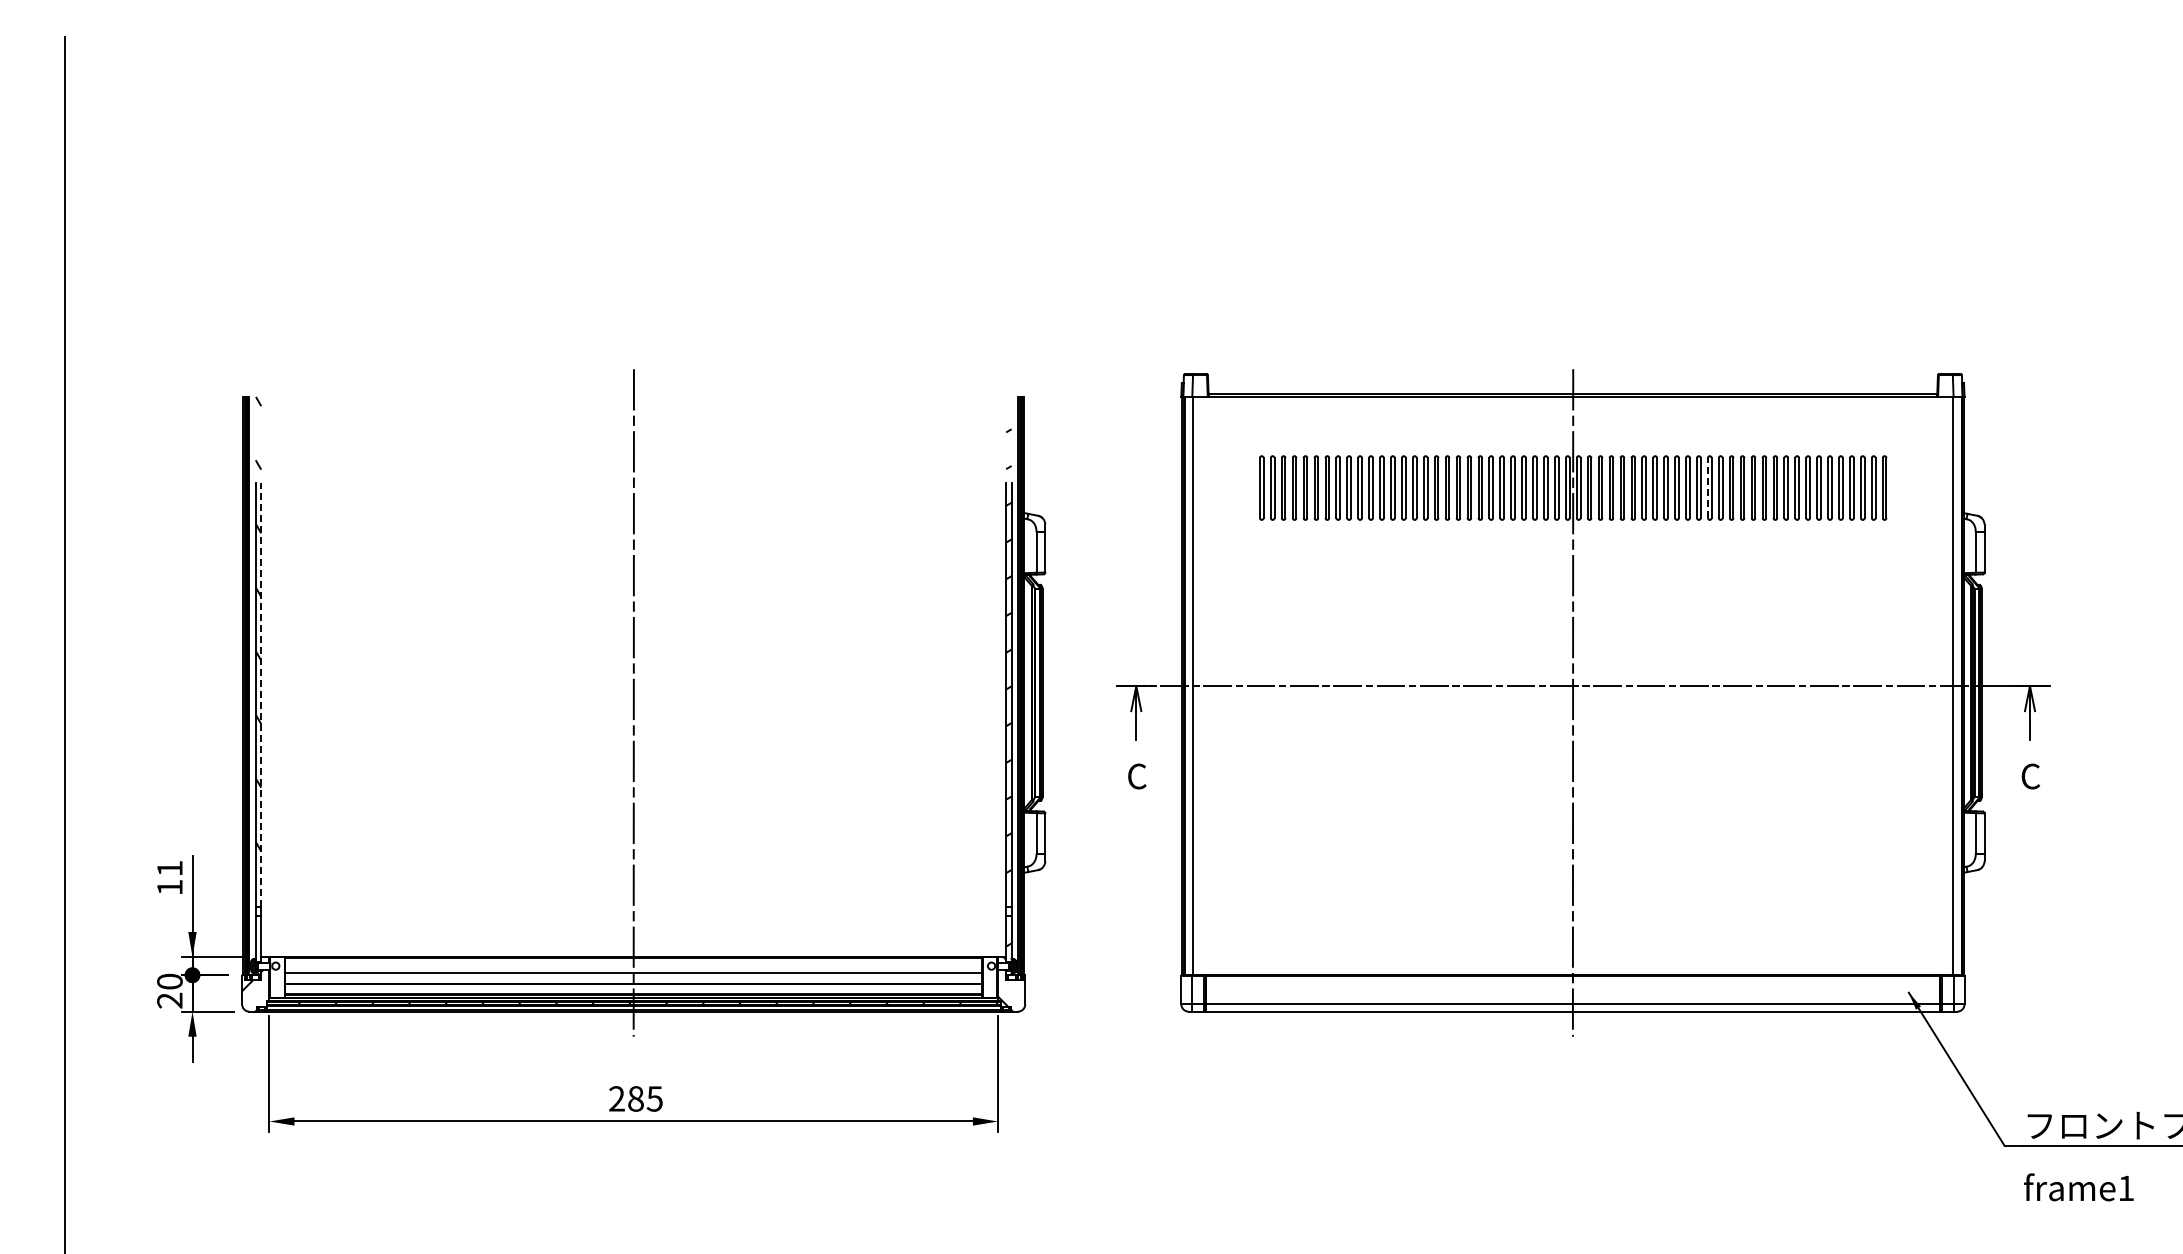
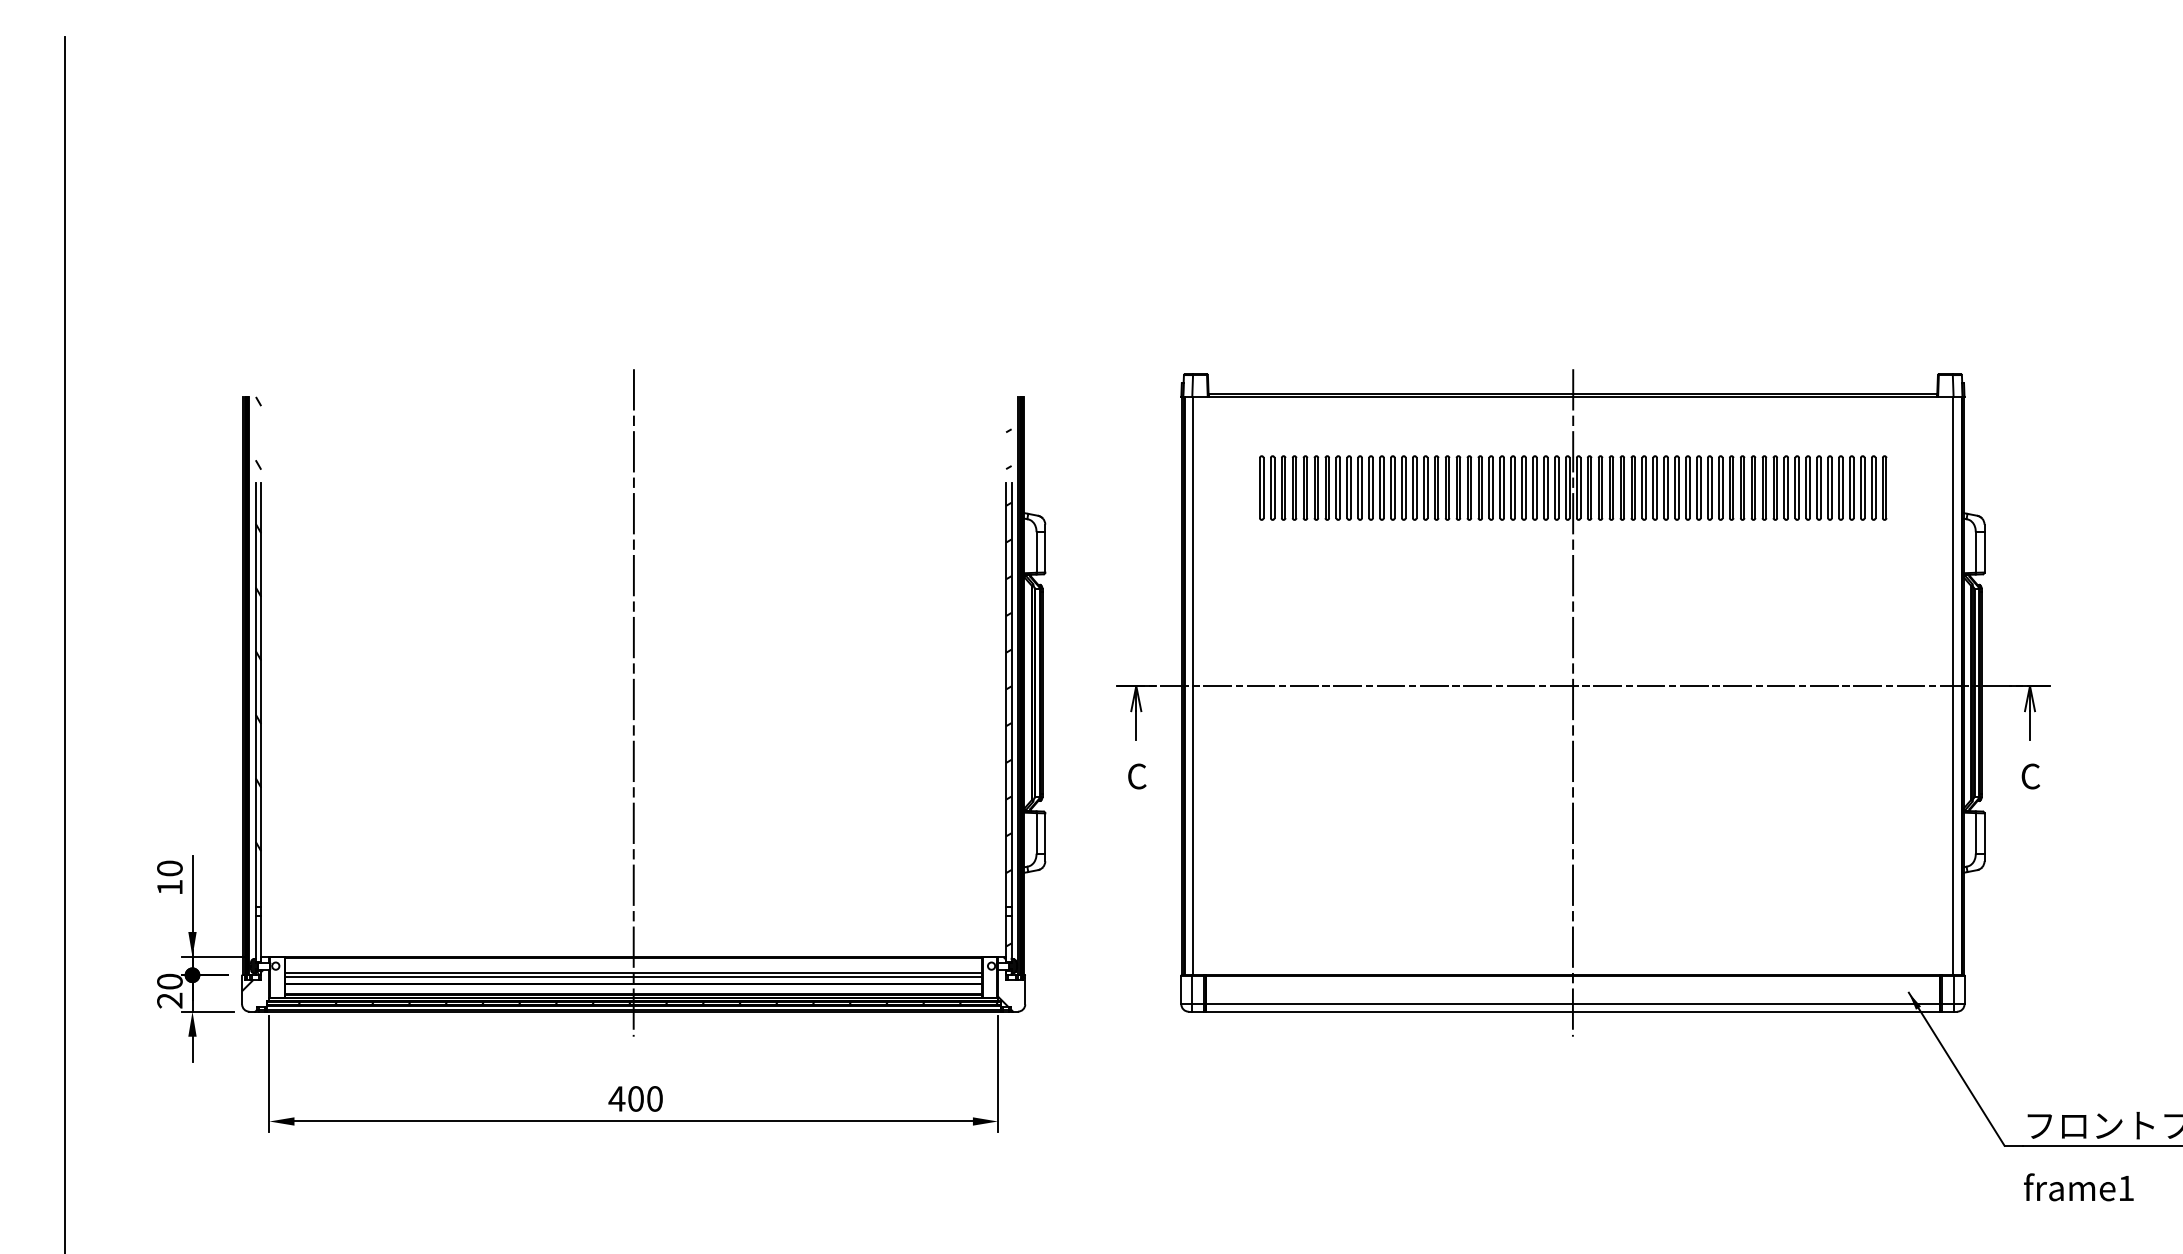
line: dashed -> solid (1707, 487)
line: dashed -> solid (261, 694)
text: 11 -> 10 (169, 868)
line: none -> present (633, 977)
text: 285 -> 400 (635, 1098)
